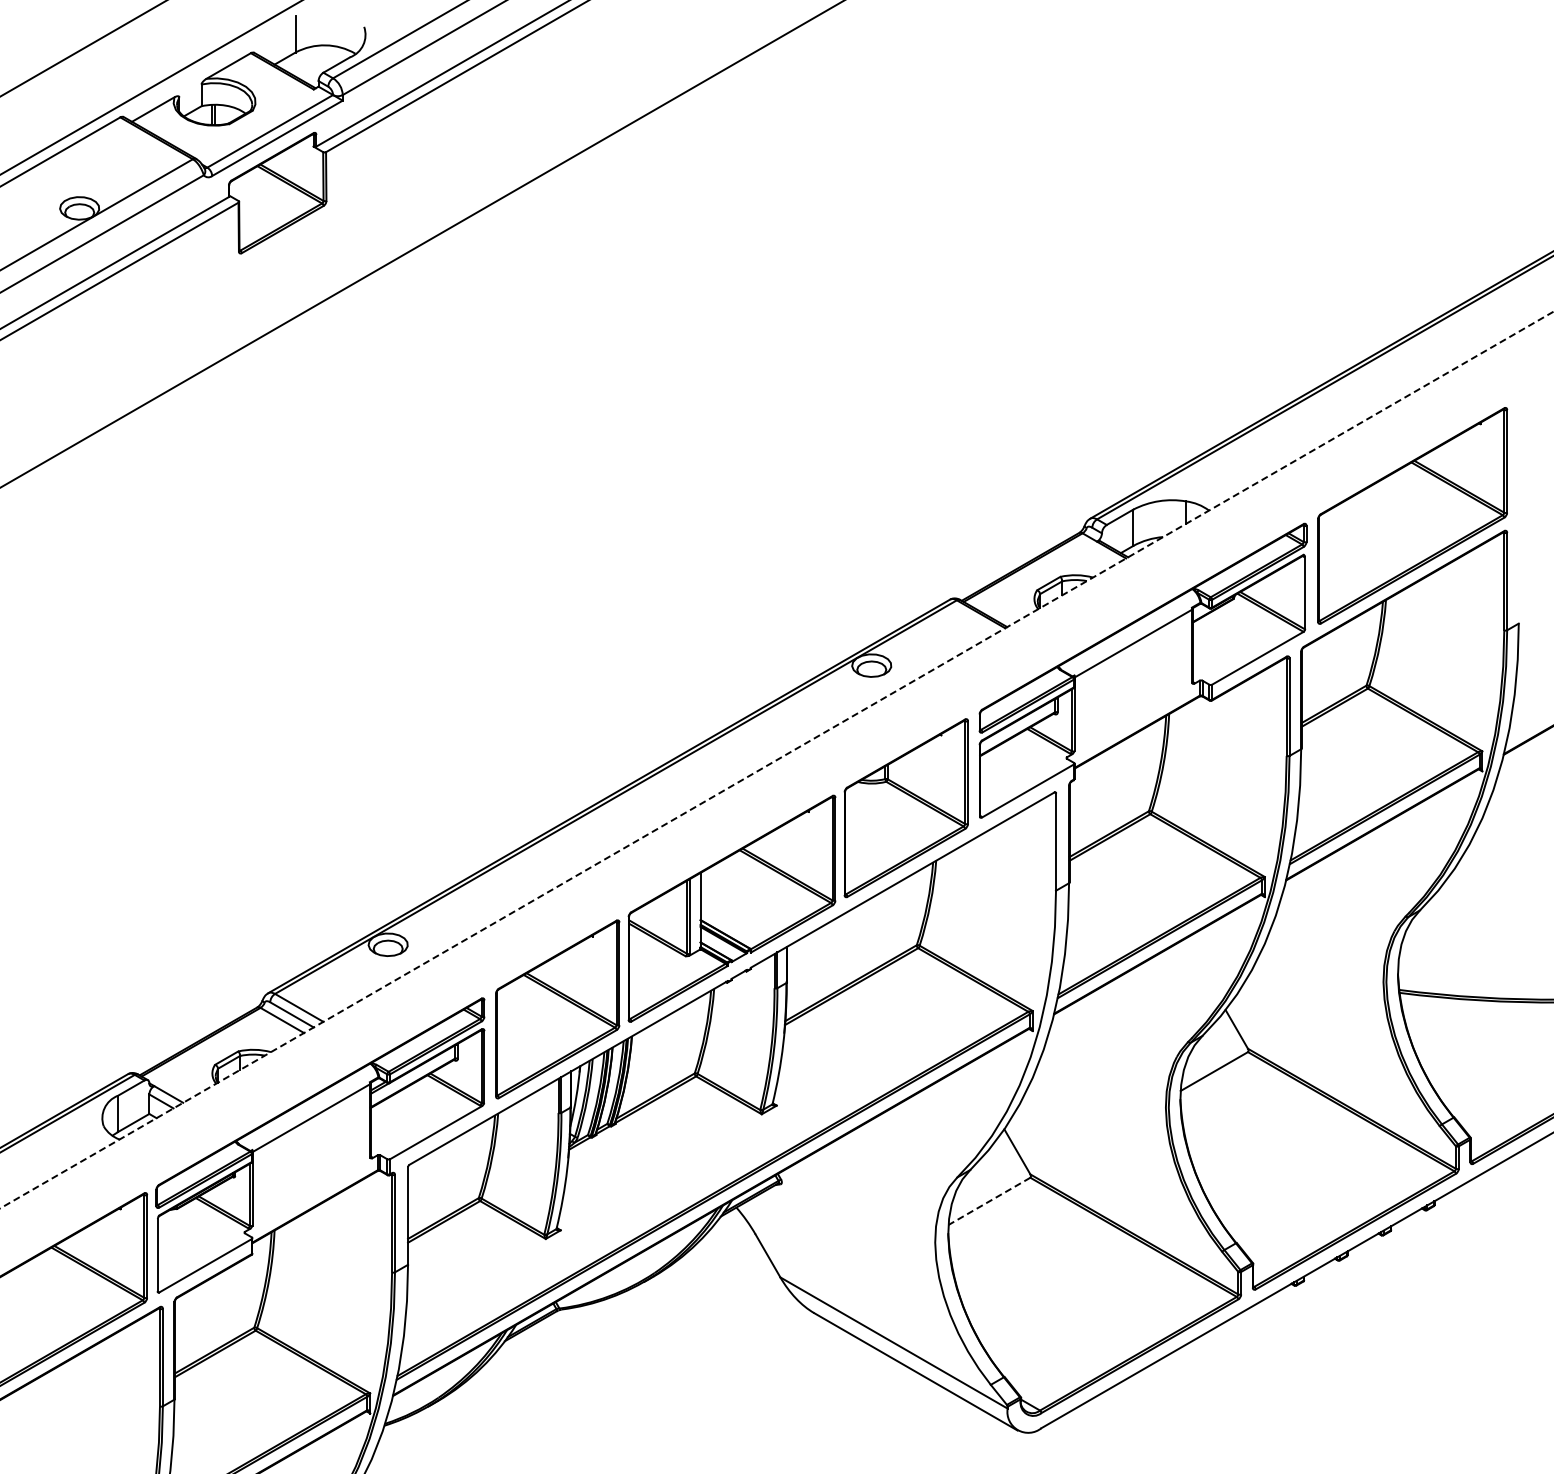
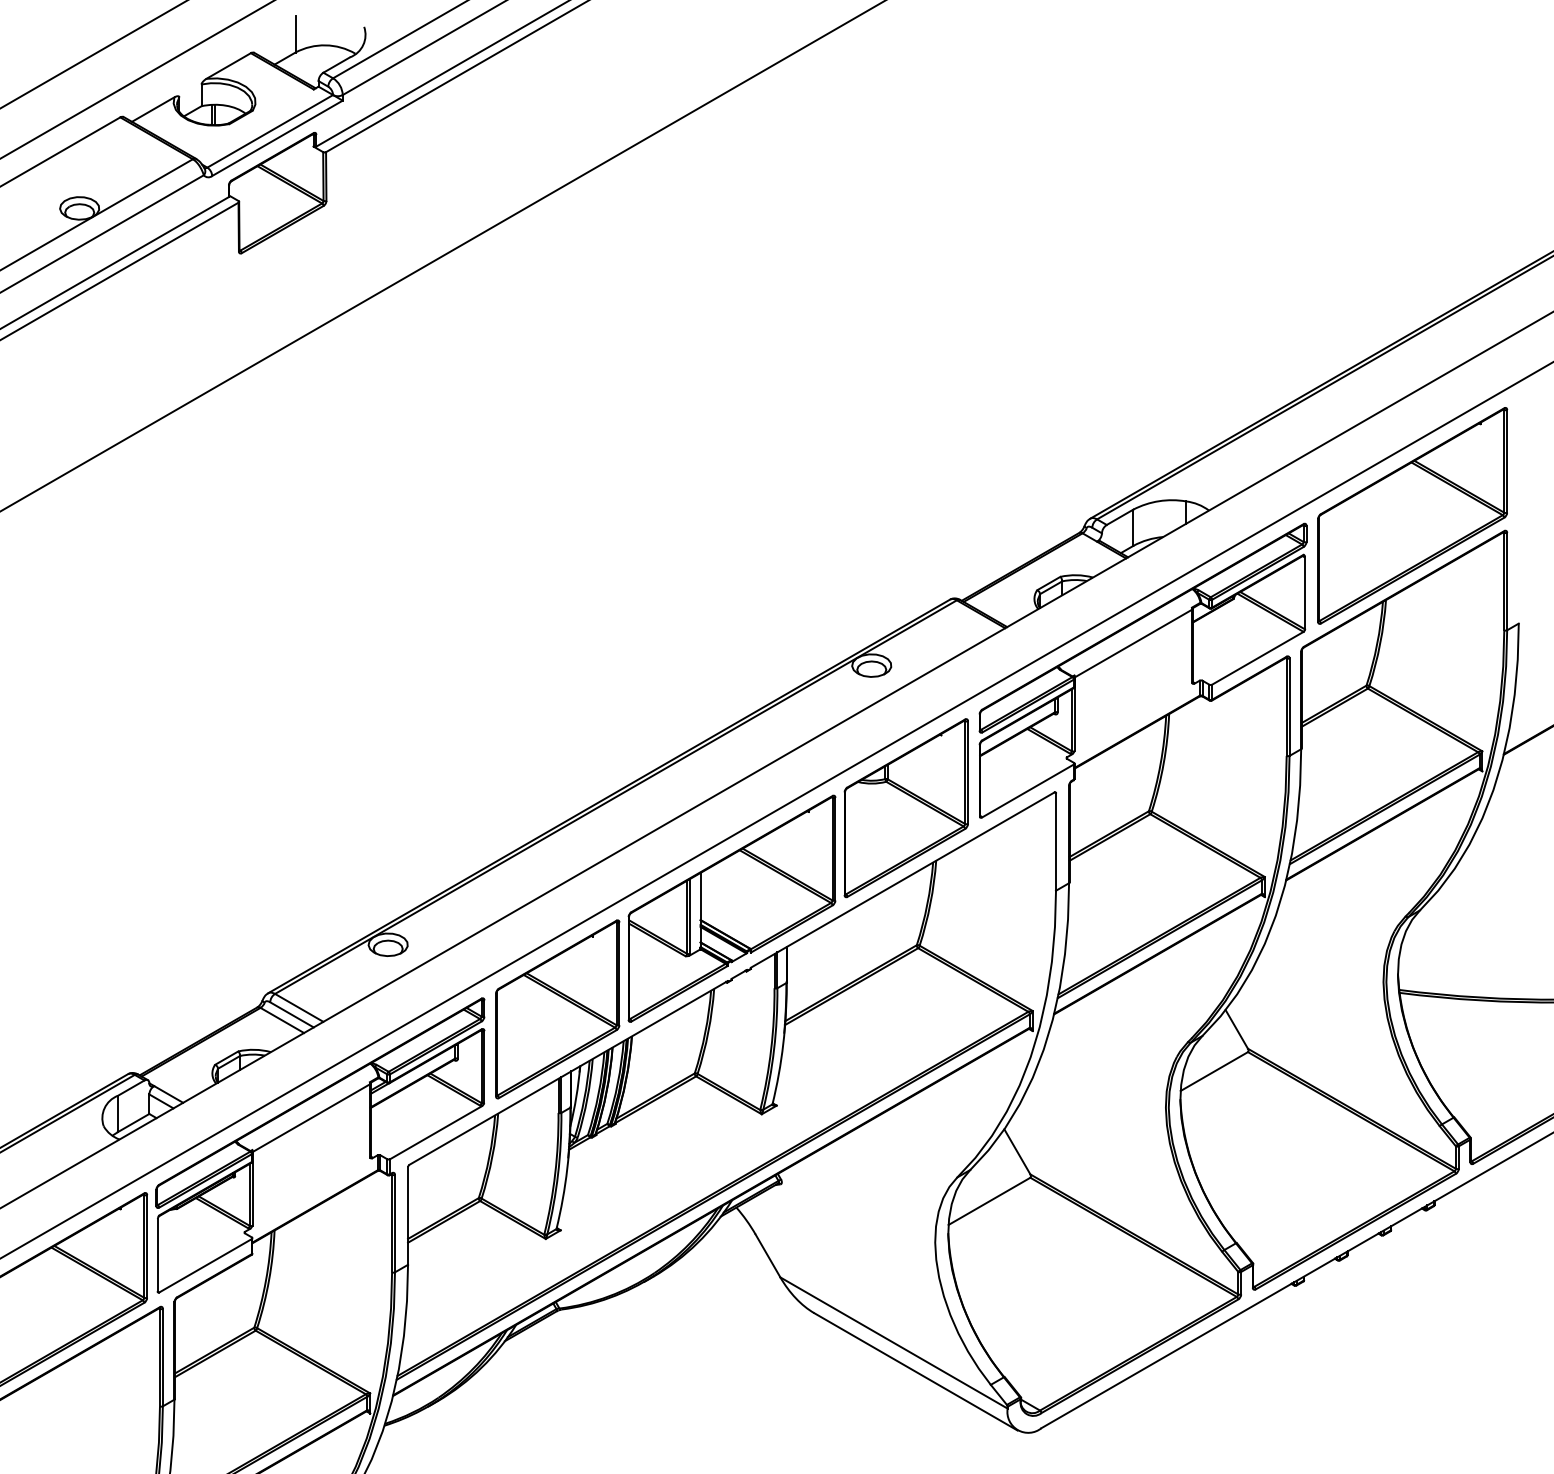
line position: (82, 48) -> (93, 54) (93, 54)
line position: (150, 87) -> (136, 79) (136, 79)
line position: (421, 244) -> (442, 256) (442, 256)
line: dashed -> solid (776, 760)
line: none -> present (776, 810)
line: dashed -> solid (989, 1201)
